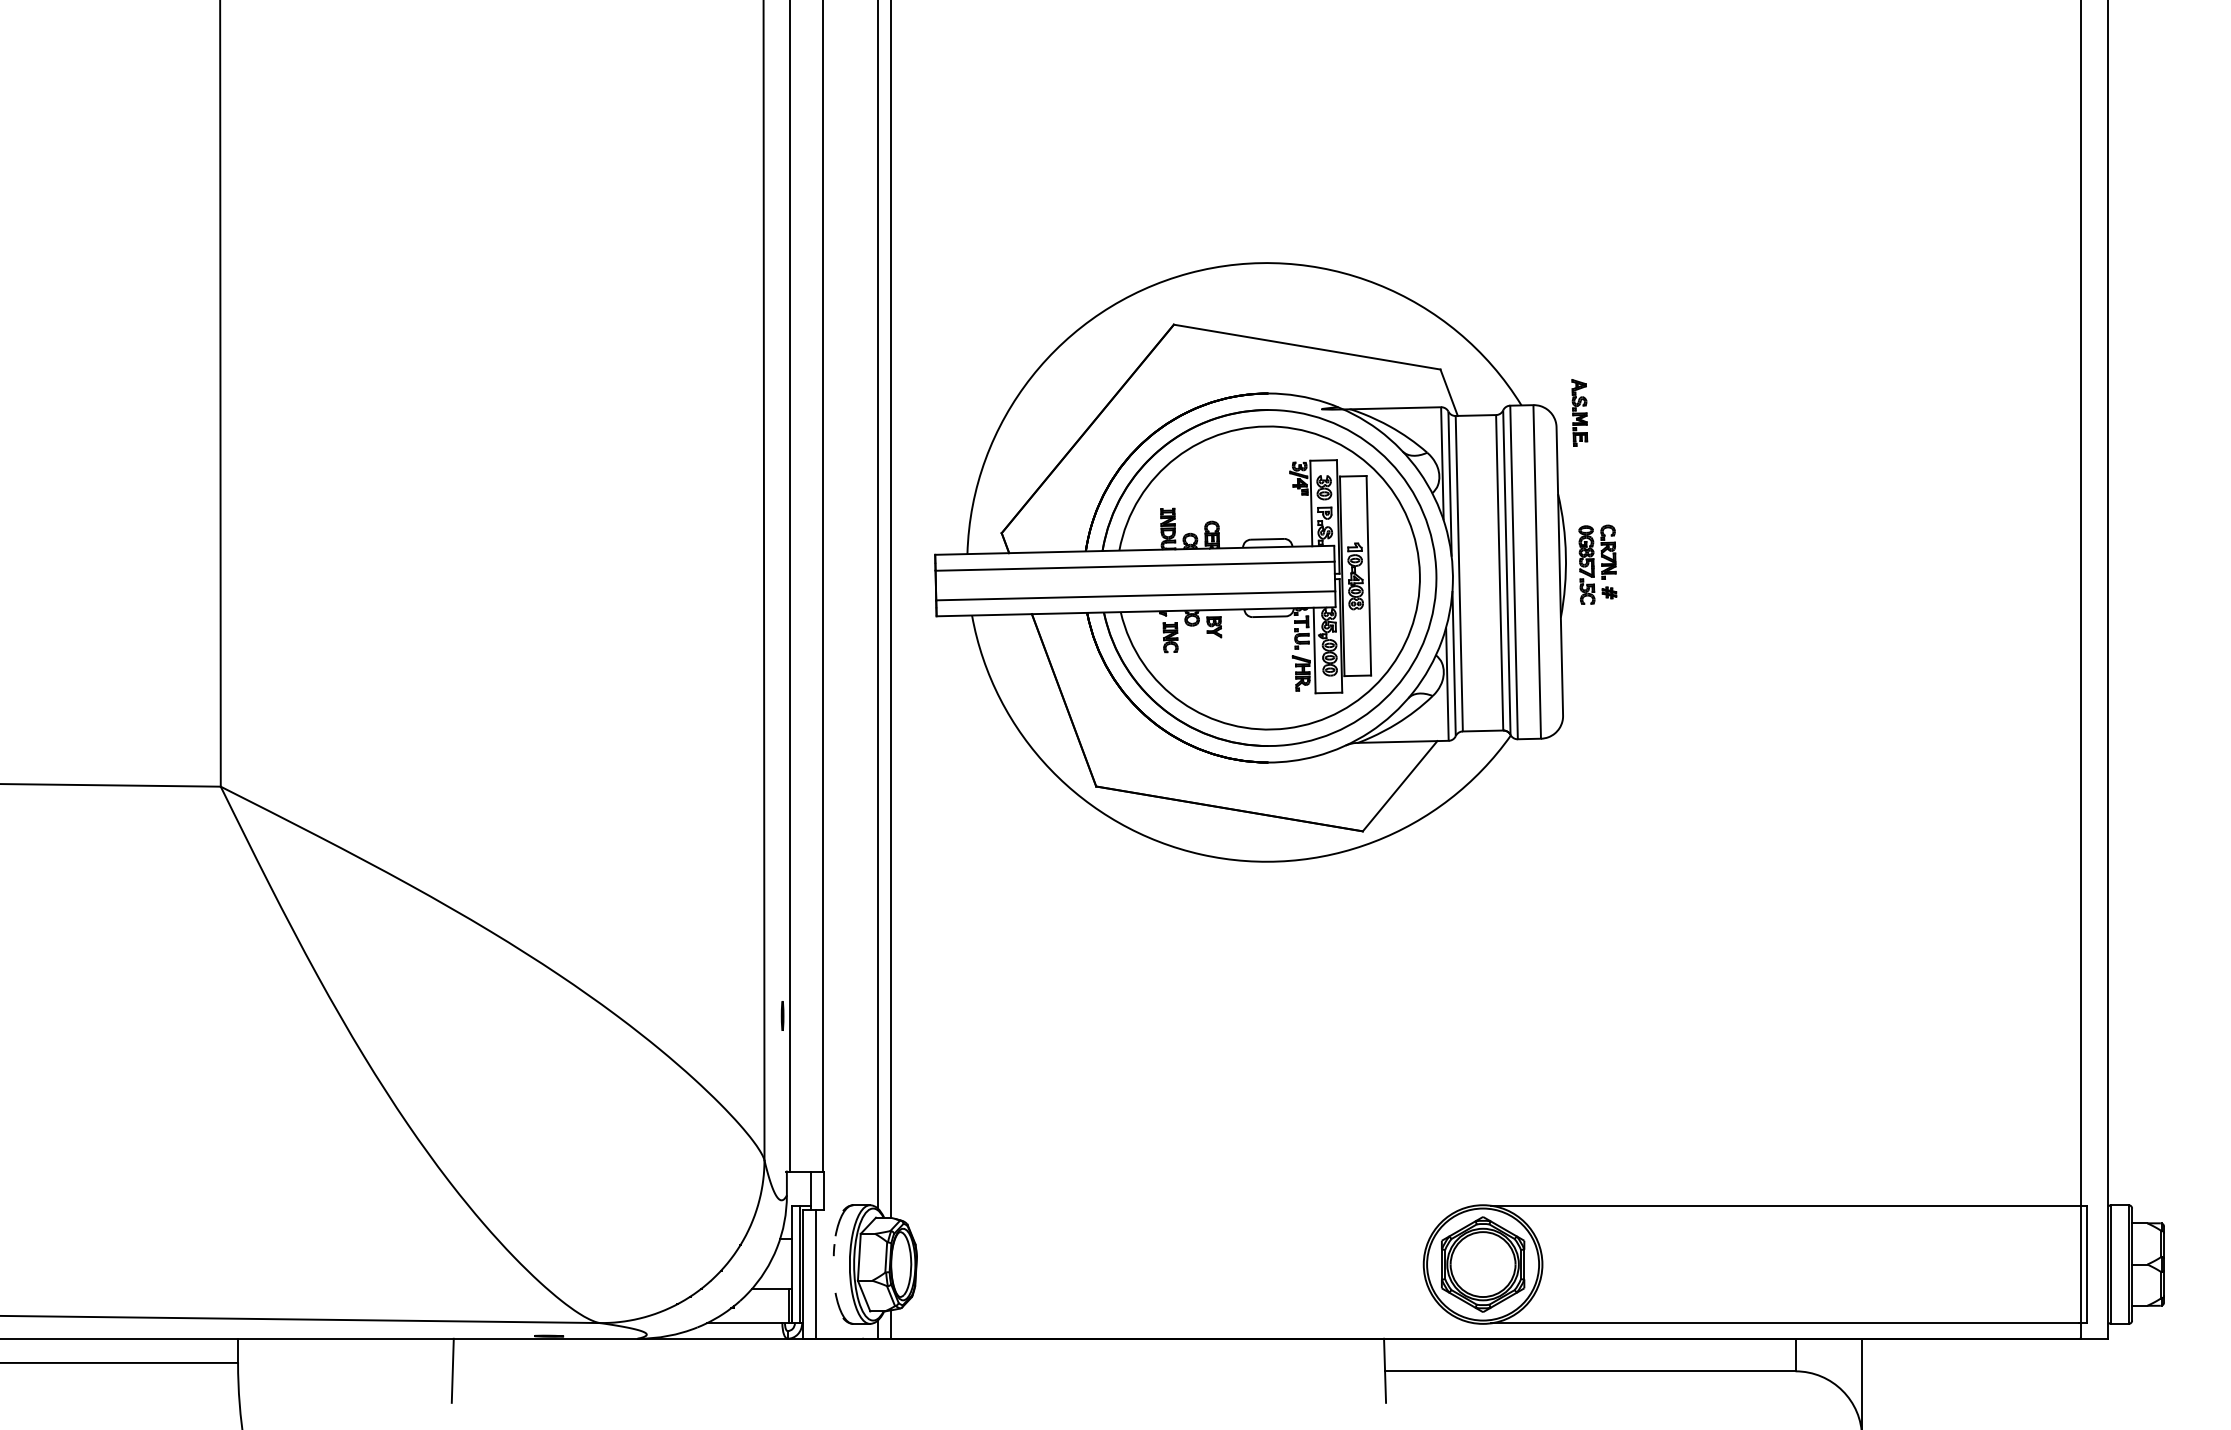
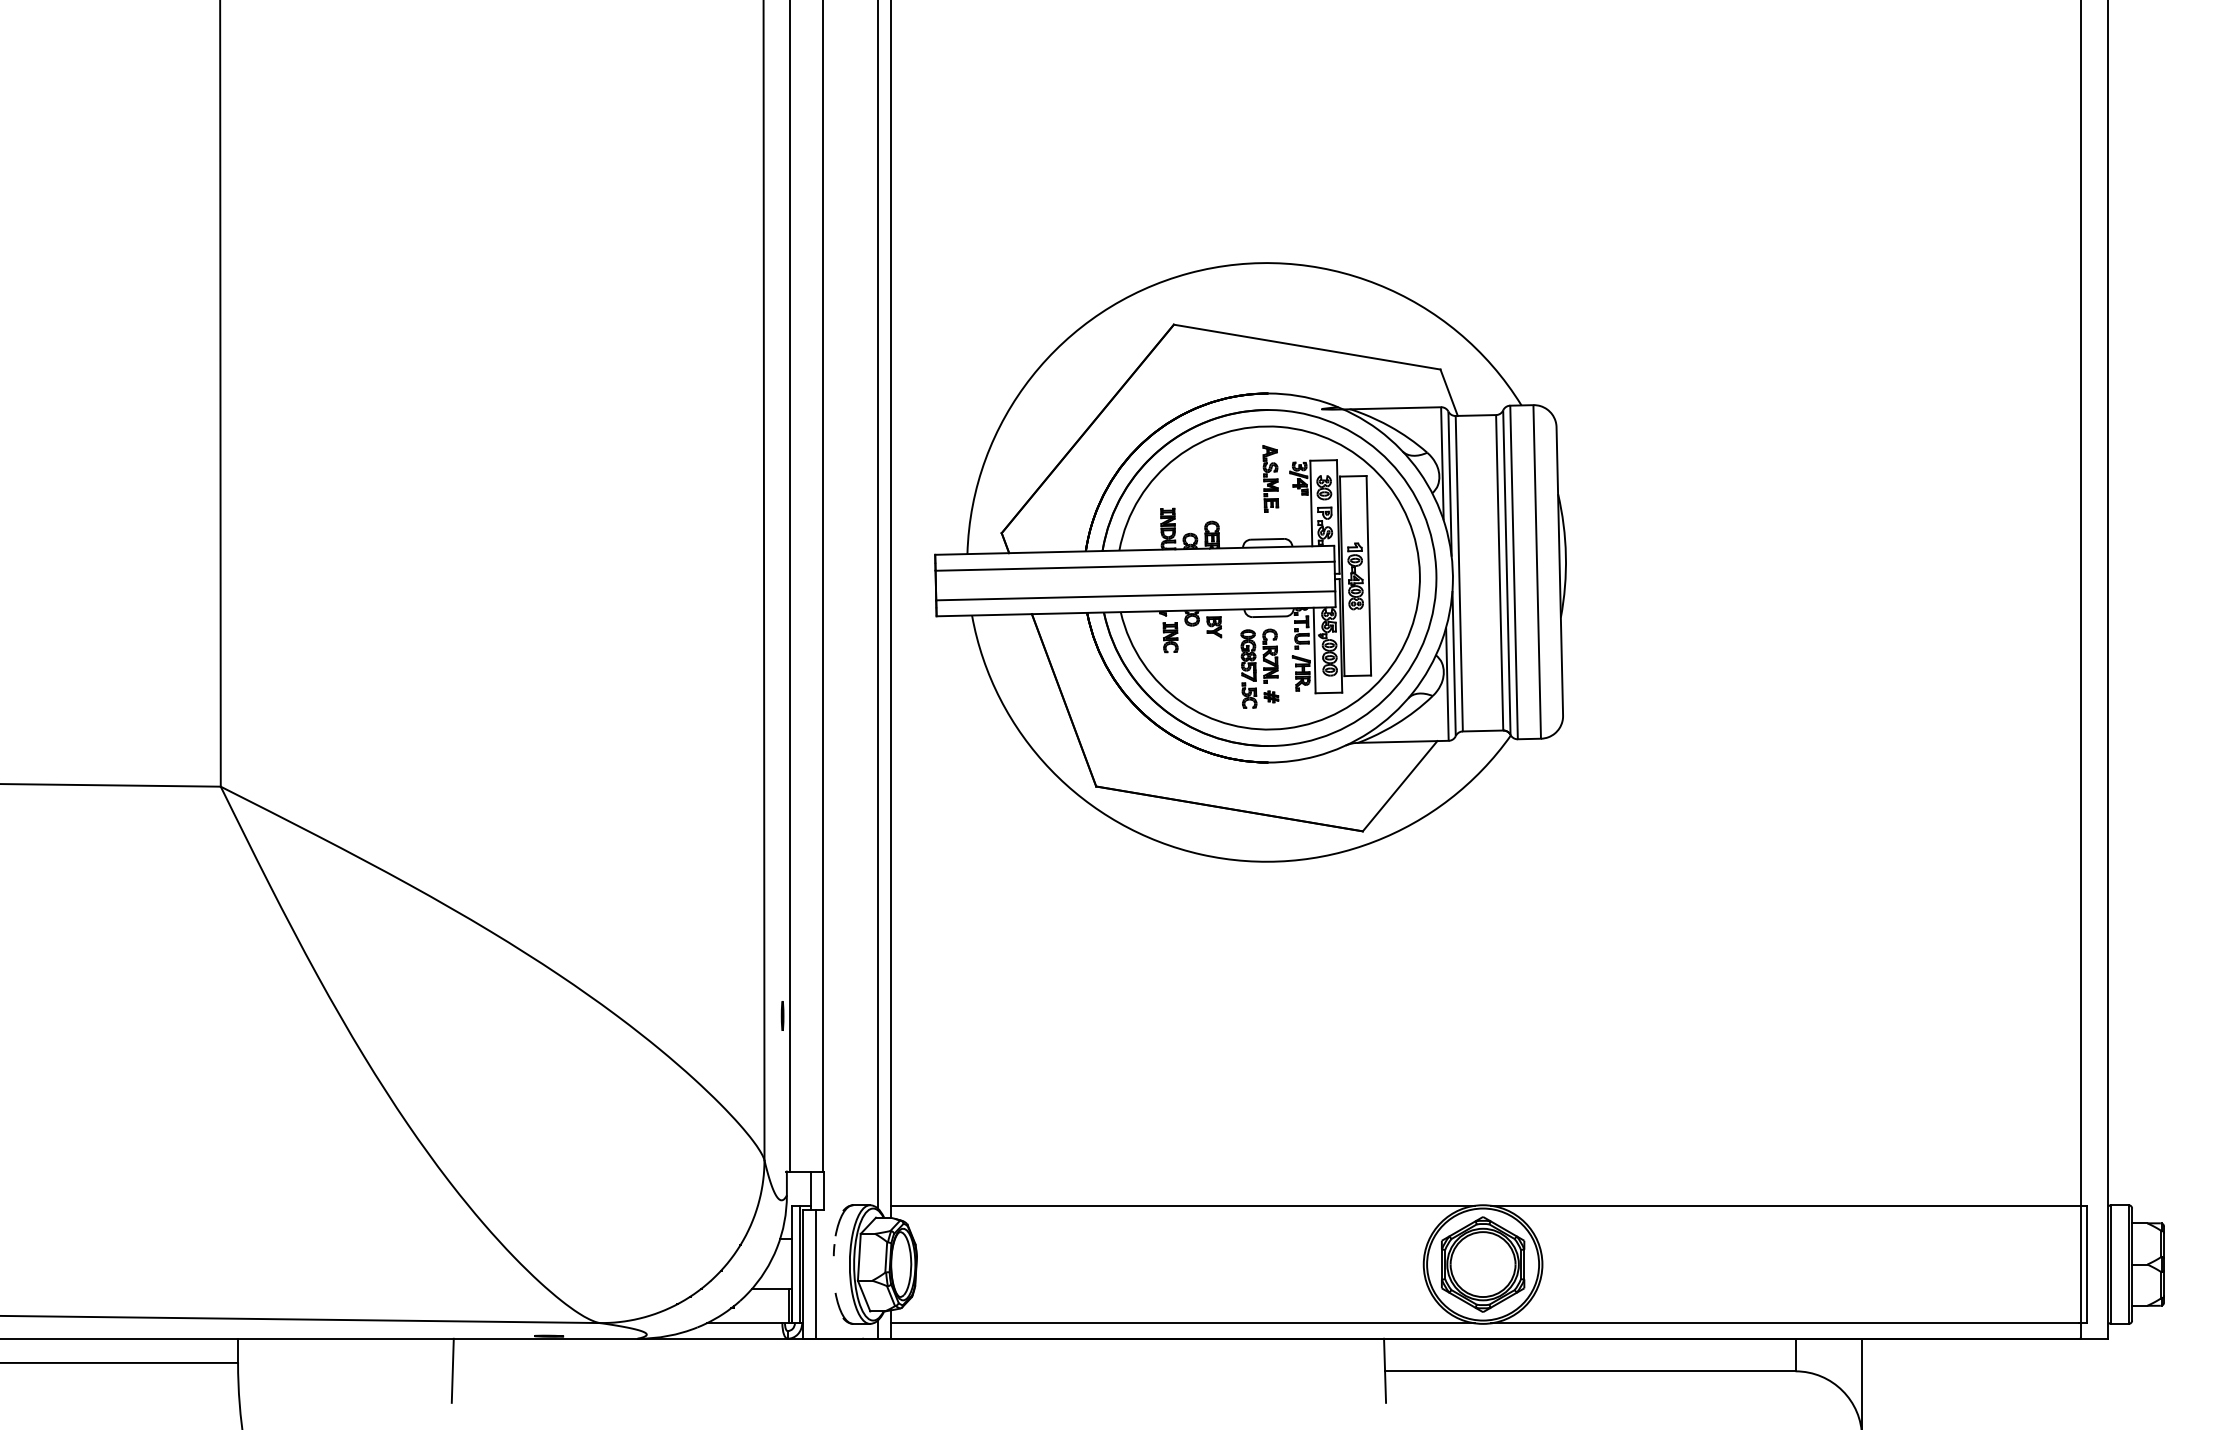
part position: (1579, 412) -> (1270, 478) (1270, 478)
part position: (1597, 564) -> (1259, 668) (1259, 668)
line: none -> present (1182, 1205)
line: none -> present (1182, 1323)
